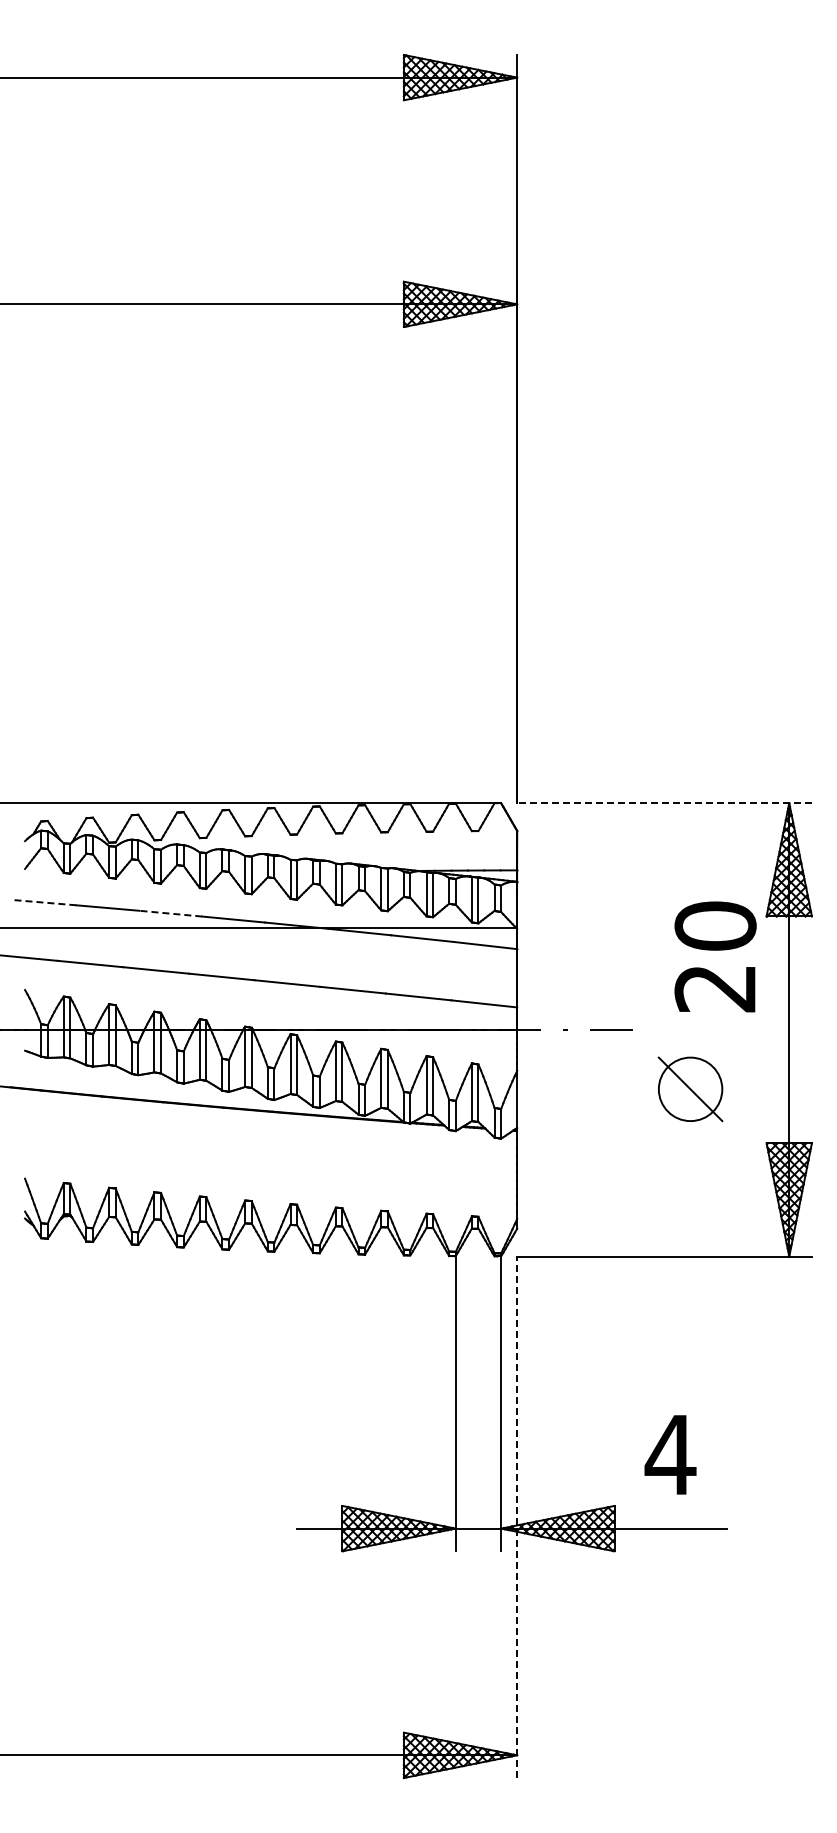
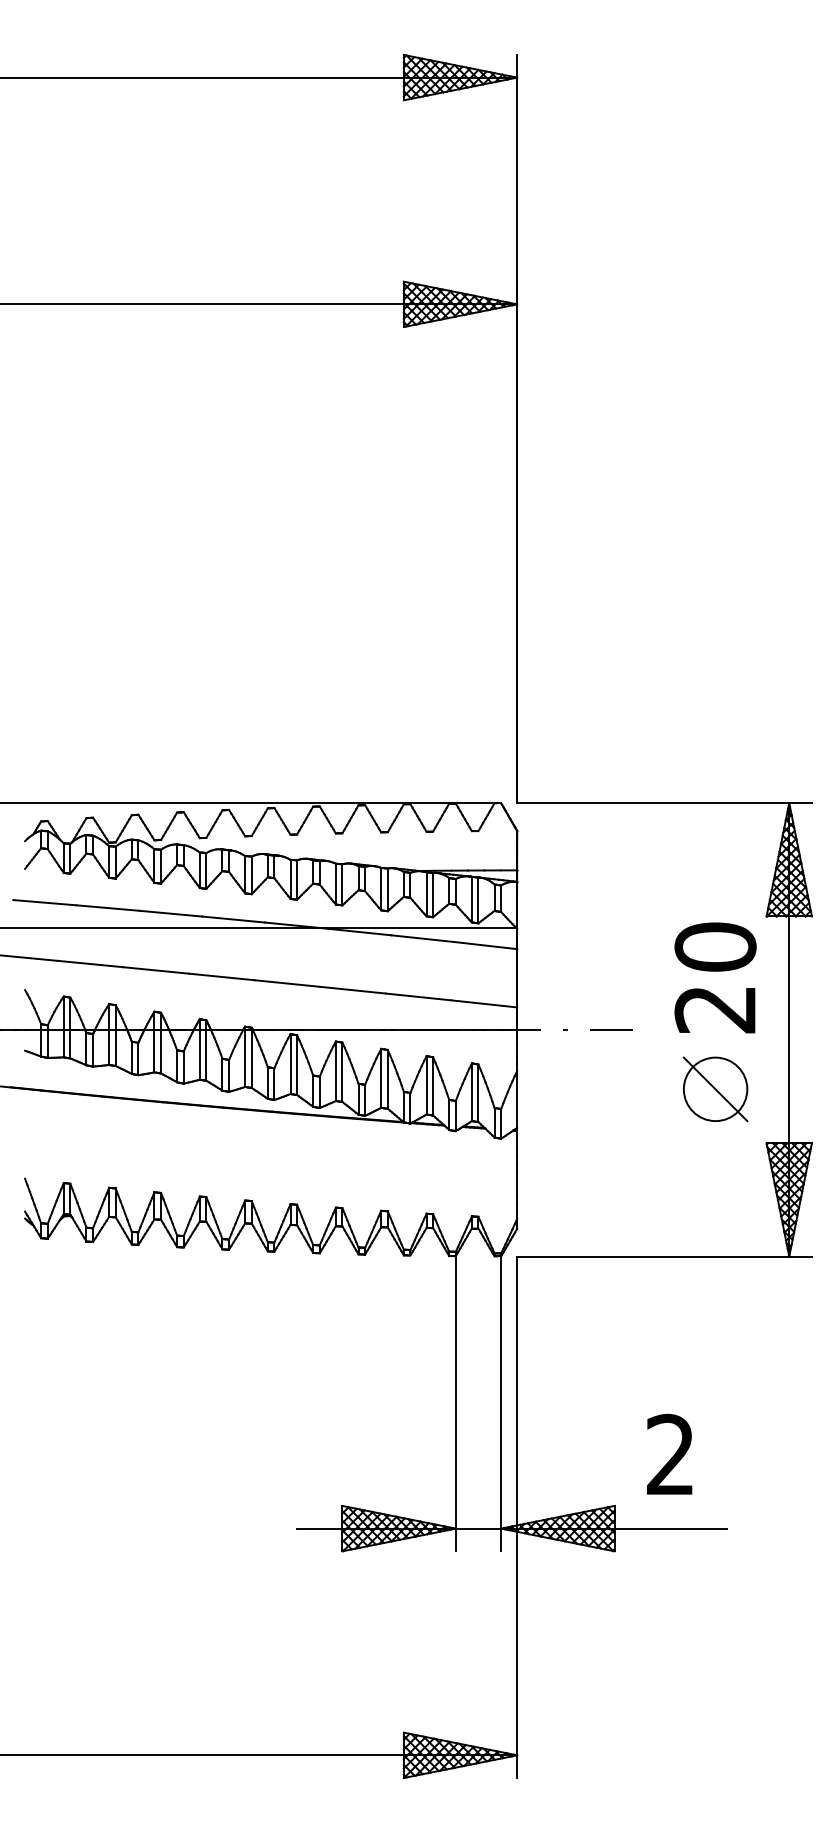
line: dashed -> solid (664, 803)
line: dashed -> solid (44, 902)
line: dashed -> solid (170, 913)
text position: (715, 956) -> (715, 977) (715, 977)
part position: (690, 1089) -> (715, 1089) (715, 1089)
text: 4 -> 2 (670, 1453)
line: dashed -> solid (517, 1517)
